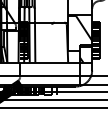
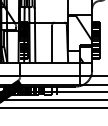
line: none -> present (52, 43)
